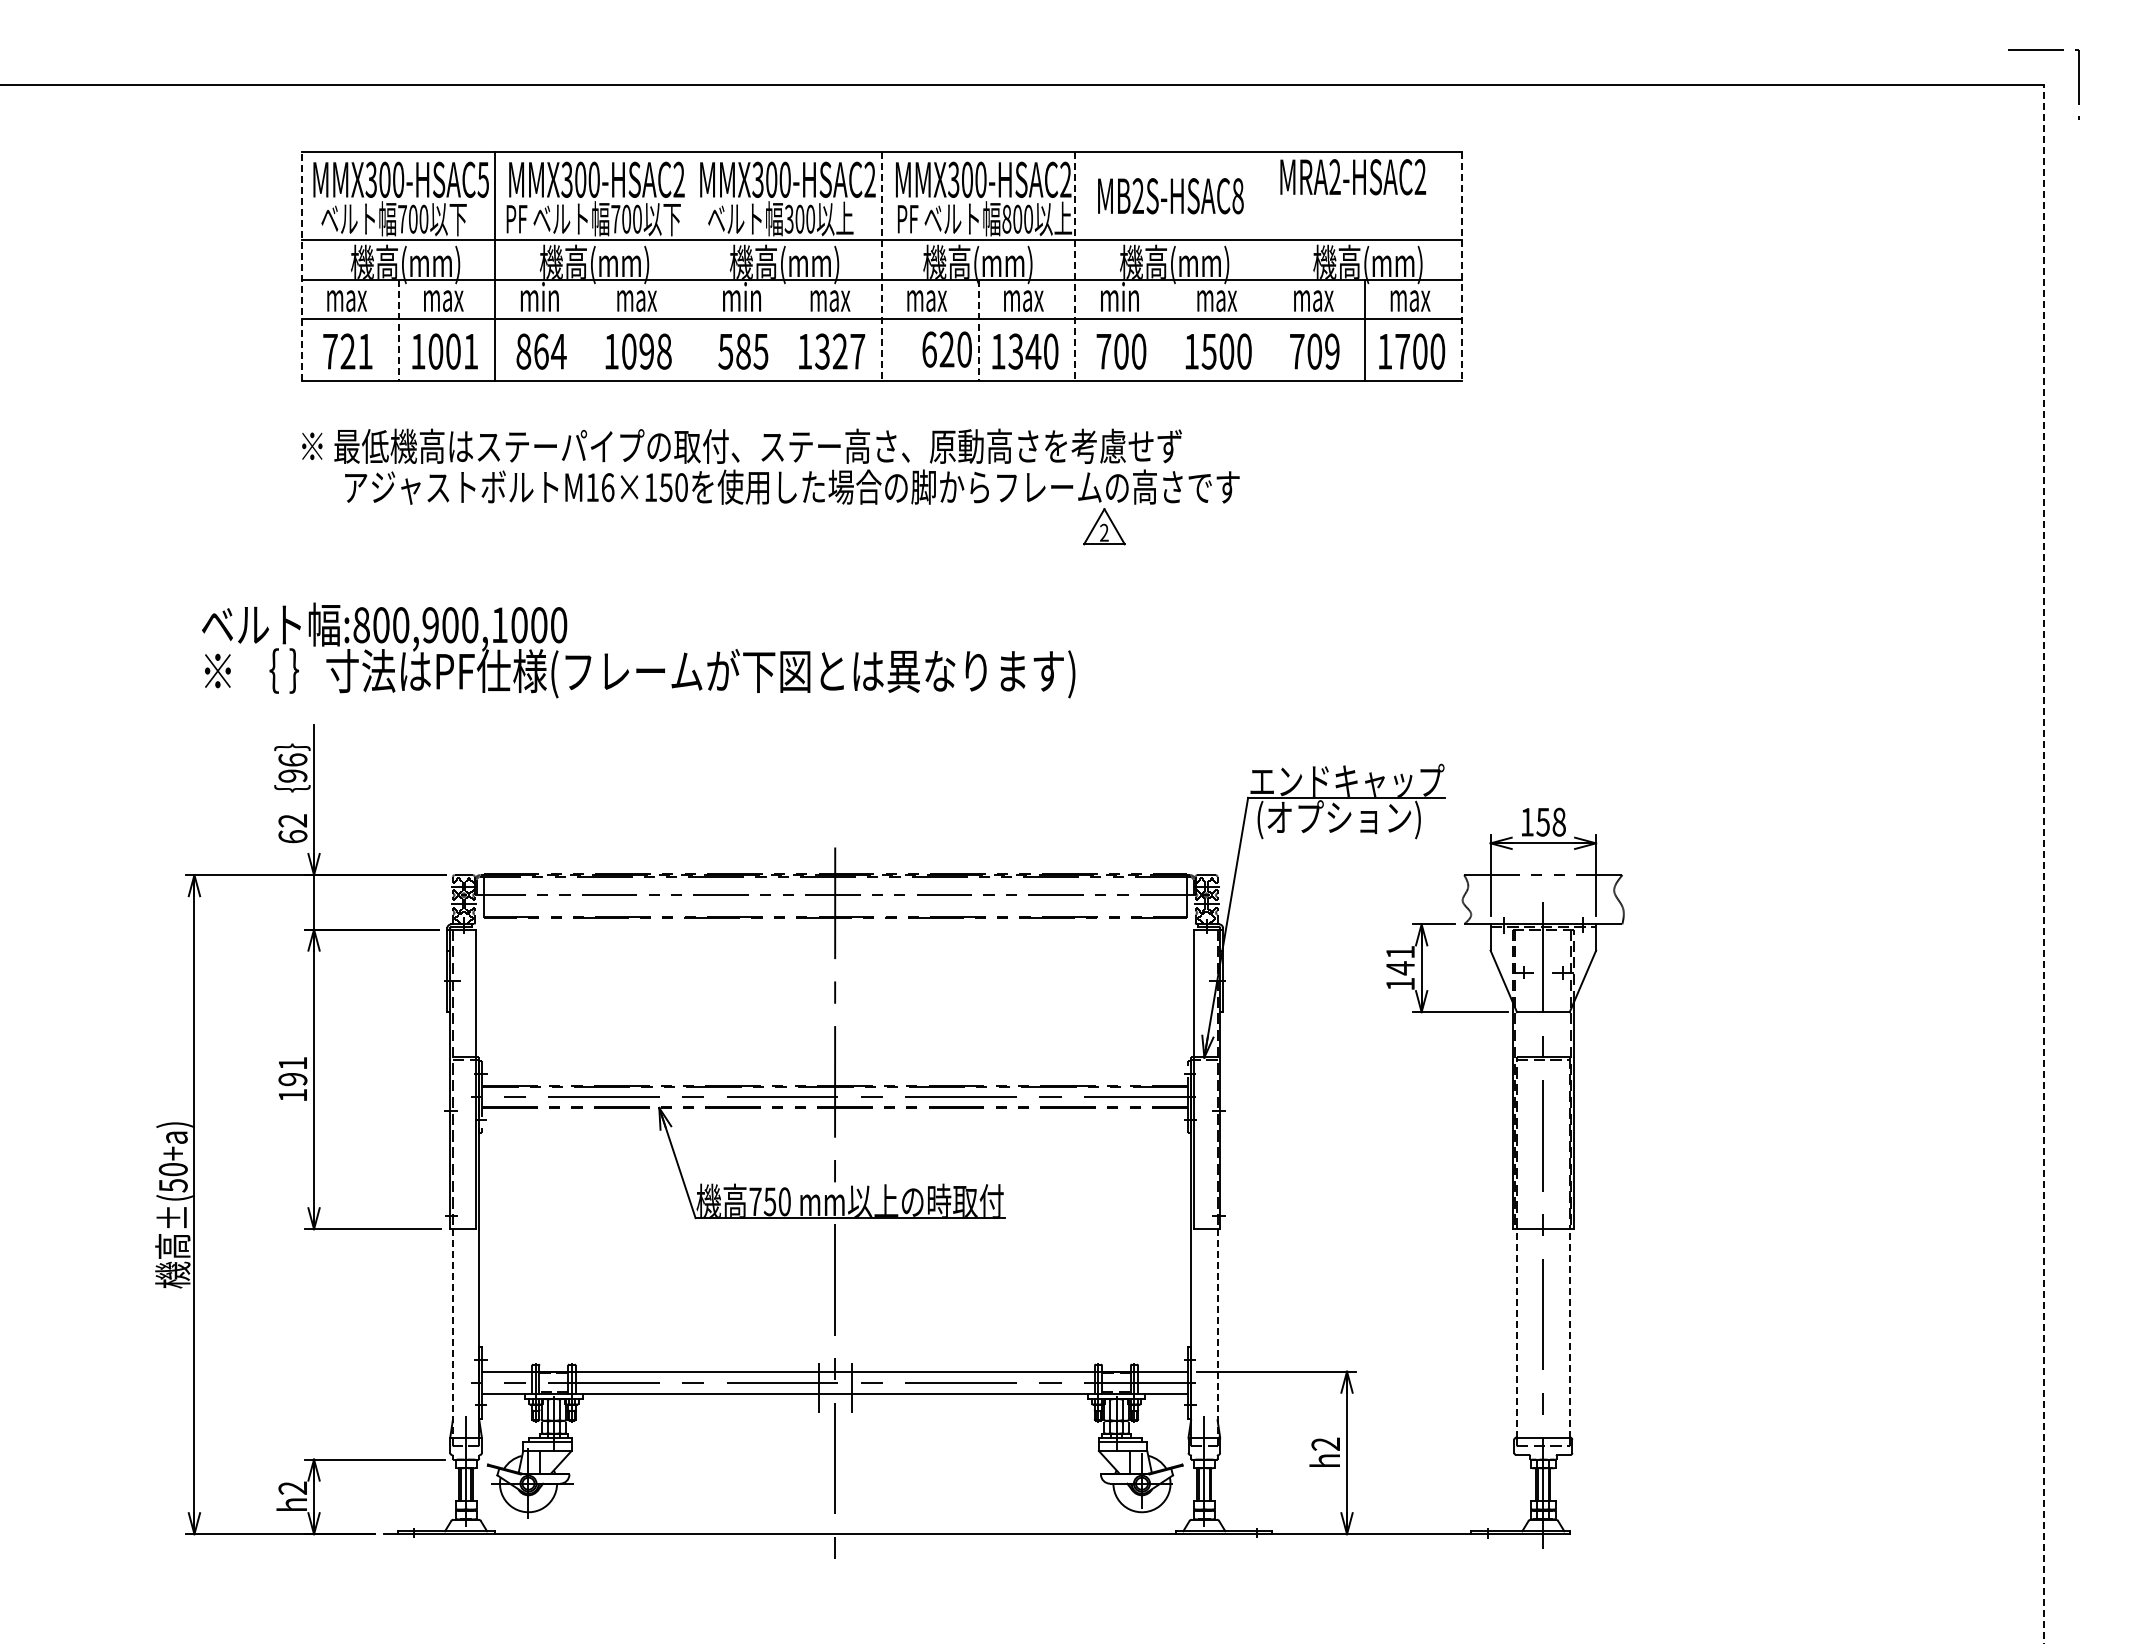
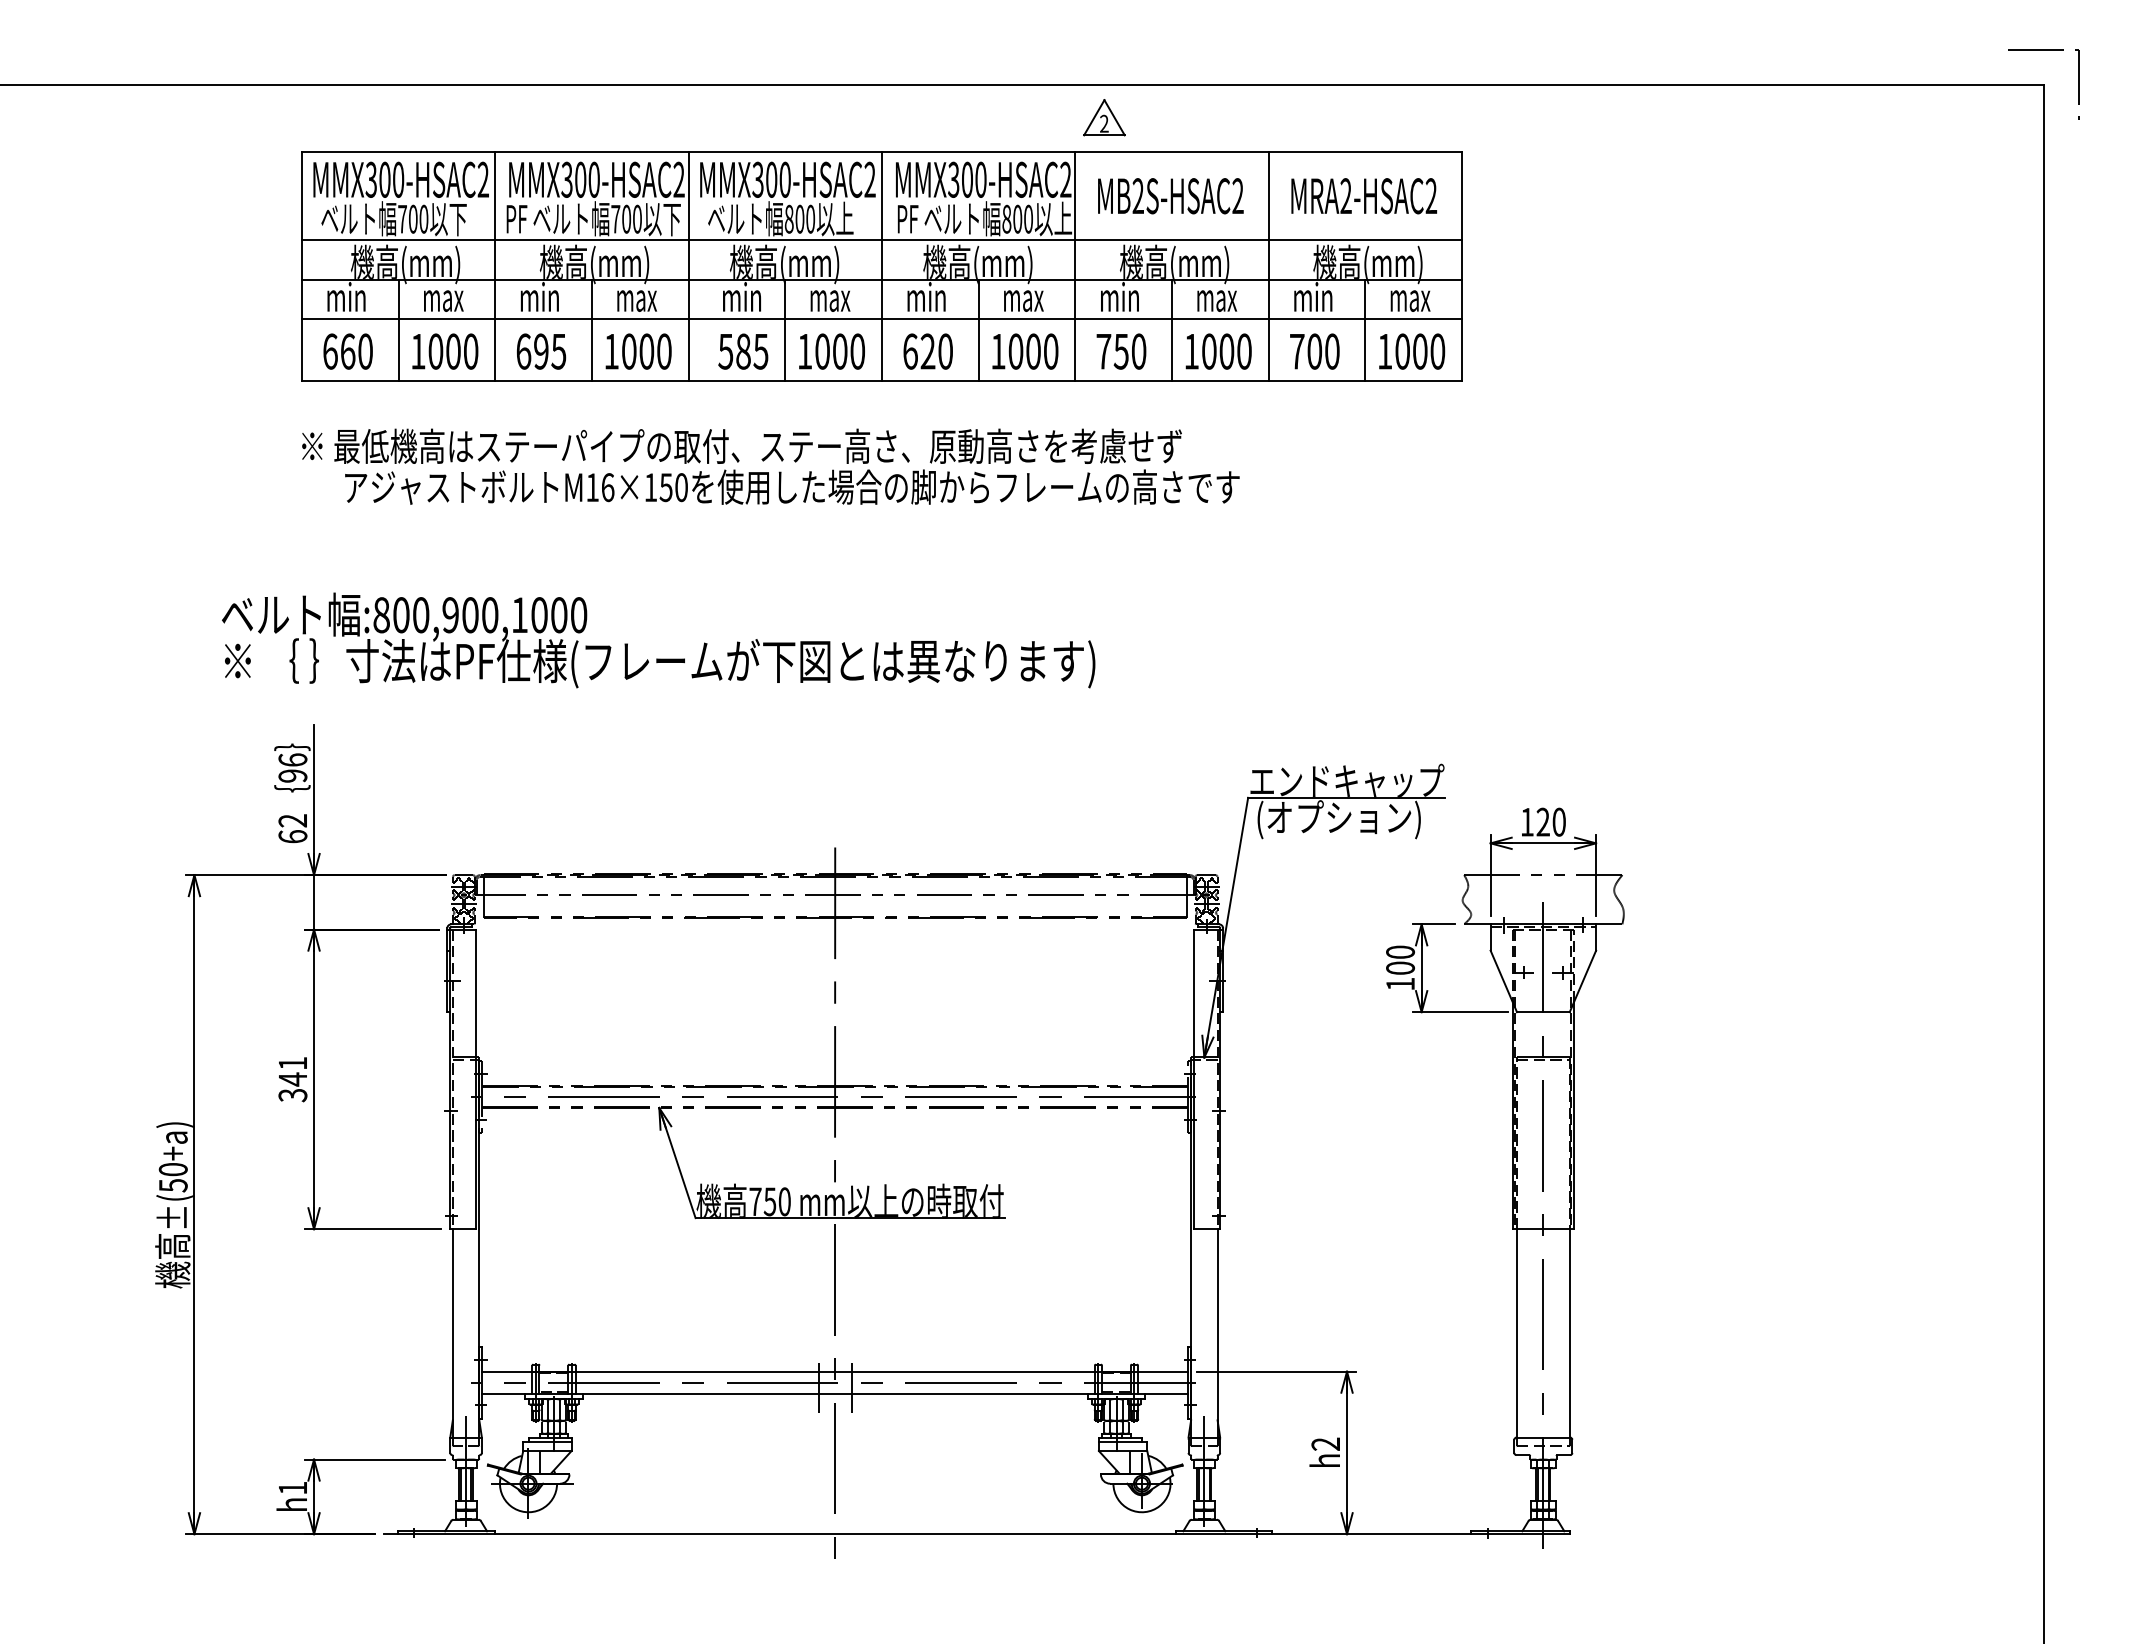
text position: (1353, 177) -> (1364, 196) (1364, 196)
text: MMX300-HSAC5 -> MMX300-HSAC2 (482, 179)
text: MB2S-HSAC8 -> MB2S-HSAC2 (1237, 196)
text: 300 -> 800 (788, 218)
line: dashed -> solid (301, 266)
line: none -> present (688, 266)
line: none -> present (1268, 266)
line: dashed -> solid (881, 267)
line: dashed -> solid (1075, 267)
line: dashed -> solid (1462, 267)
text: max -> min (346, 296)
text: max -> min (927, 296)
text: max -> min (1313, 296)
line: none -> present (591, 329)
line: none -> present (785, 329)
line: none -> present (1172, 329)
line: dashed -> solid (398, 330)
line: dashed -> solid (978, 330)
text position: (946, 349) -> (927, 351) (927, 351)
text: 721 -> 660 (347, 351)
text: 1001 -> 1000 (471, 351)
text: 864 -> 695 (541, 351)
text: 1098 -> 1000 (655, 351)
text: 1327 -> 1000 (840, 351)
text: 1340 -> 1000 (1024, 351)
text: 700 -> 750 (1120, 351)
text: 1500 -> 1000 (1208, 351)
text: 709 -> 700 (1332, 351)
text: 1700 -> 1000 (1402, 351)
part position: (1104, 526) -> (1104, 117) (1104, 117)
text position: (638, 650) -> (658, 640) (658, 640)
text: 158 -> 120 (1550, 821)
line: dashed -> solid (2043, 863)
text: 141 -> 100 (1400, 960)
text: 191 -> 341 (292, 1087)
line: dashed -> solid (1516, 1332)
line: dashed -> solid (1569, 1332)
line: dashed -> solid (452, 1333)
line: dashed -> solid (1217, 1333)
text: h2 -> h1 (292, 1487)
